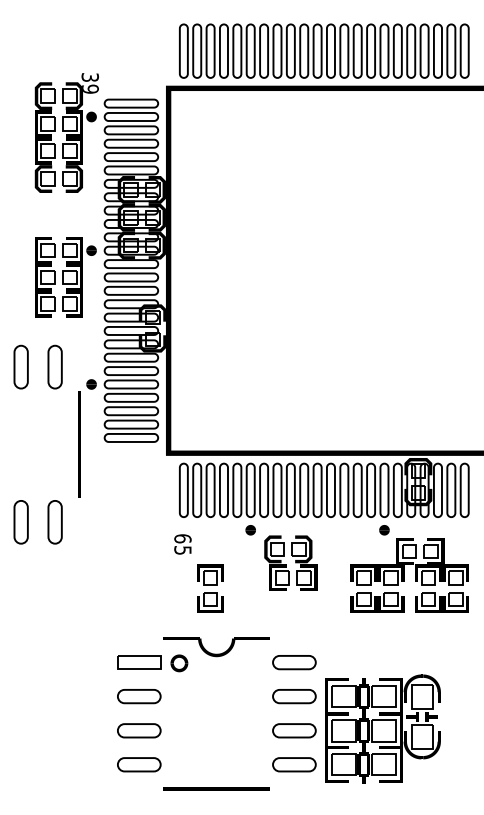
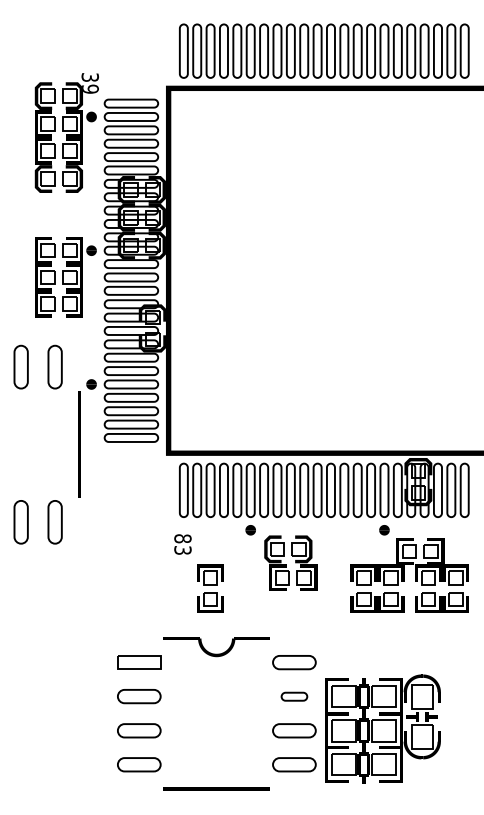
text: 65 -> 83 (182, 544)
part: present -> none (179, 663)
part size: 45x16 px -> 29x11 px (294, 696)
